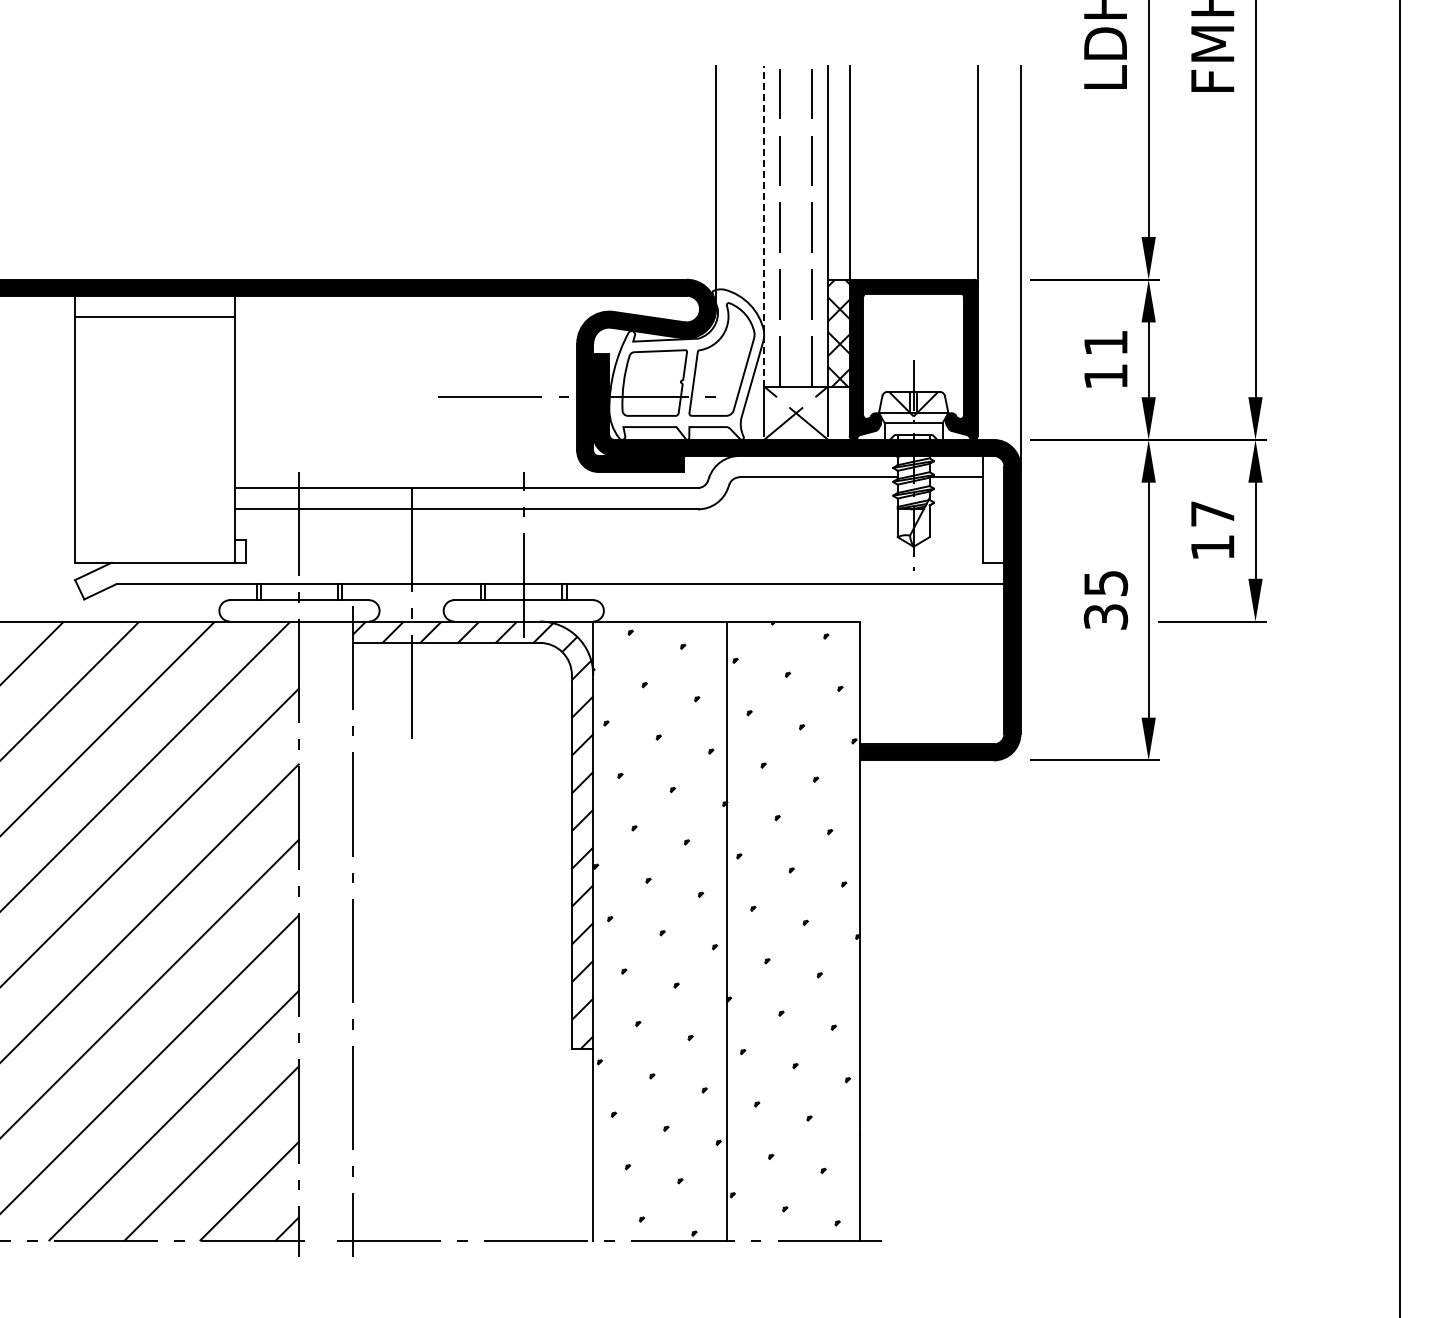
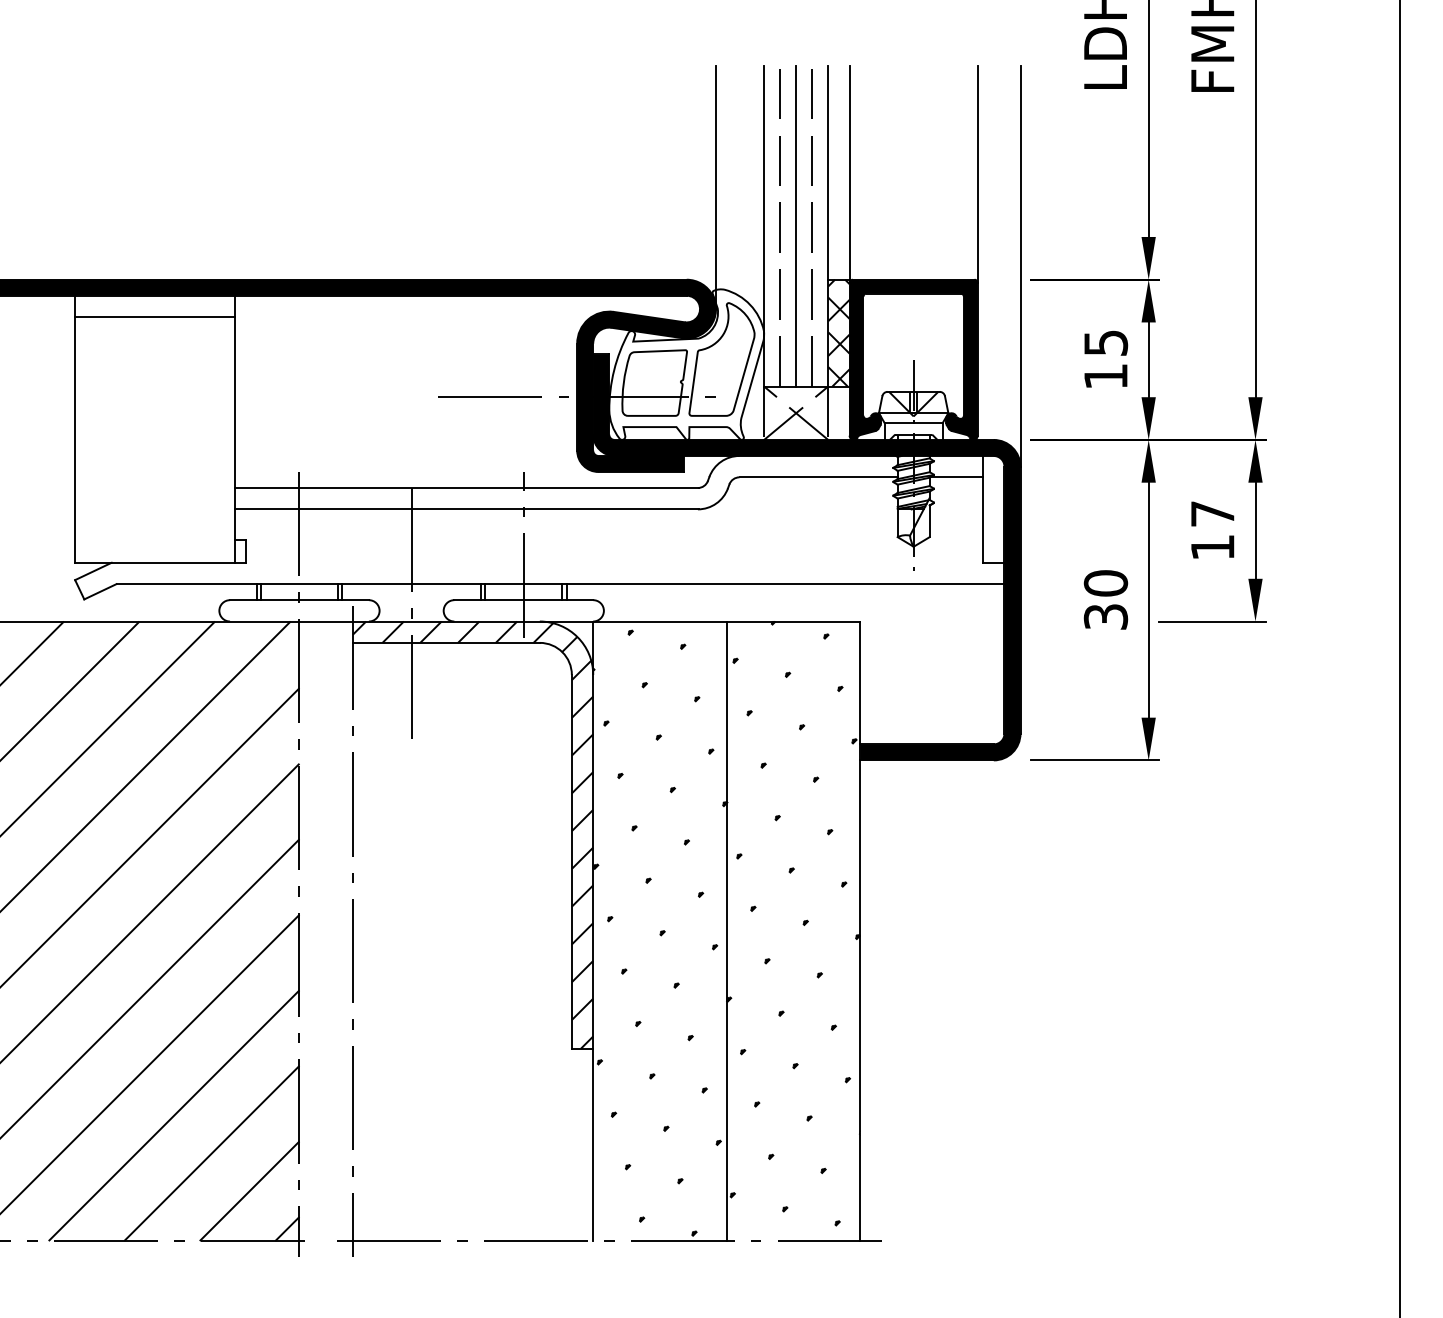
line: dashed -> solid (764, 225)
line: none -> present (796, 226)
text: 11 -> 15 (1106, 342)
text: 35 -> 30 (1105, 583)
